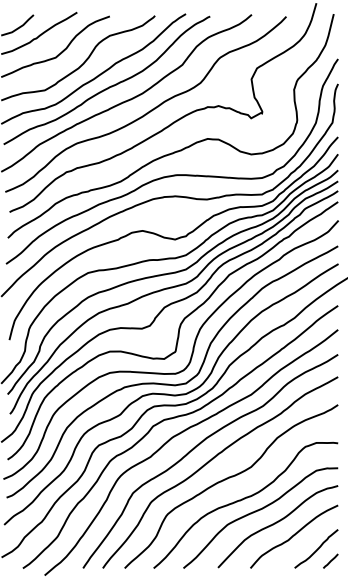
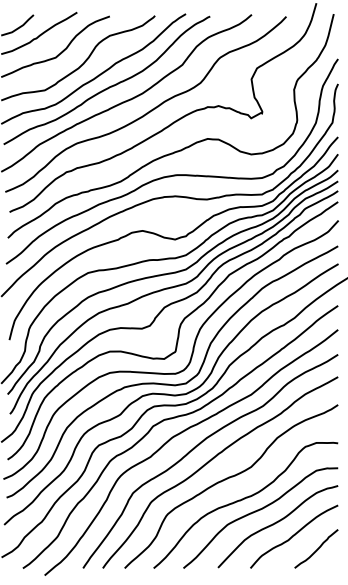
line: present -> none (330, 560)
